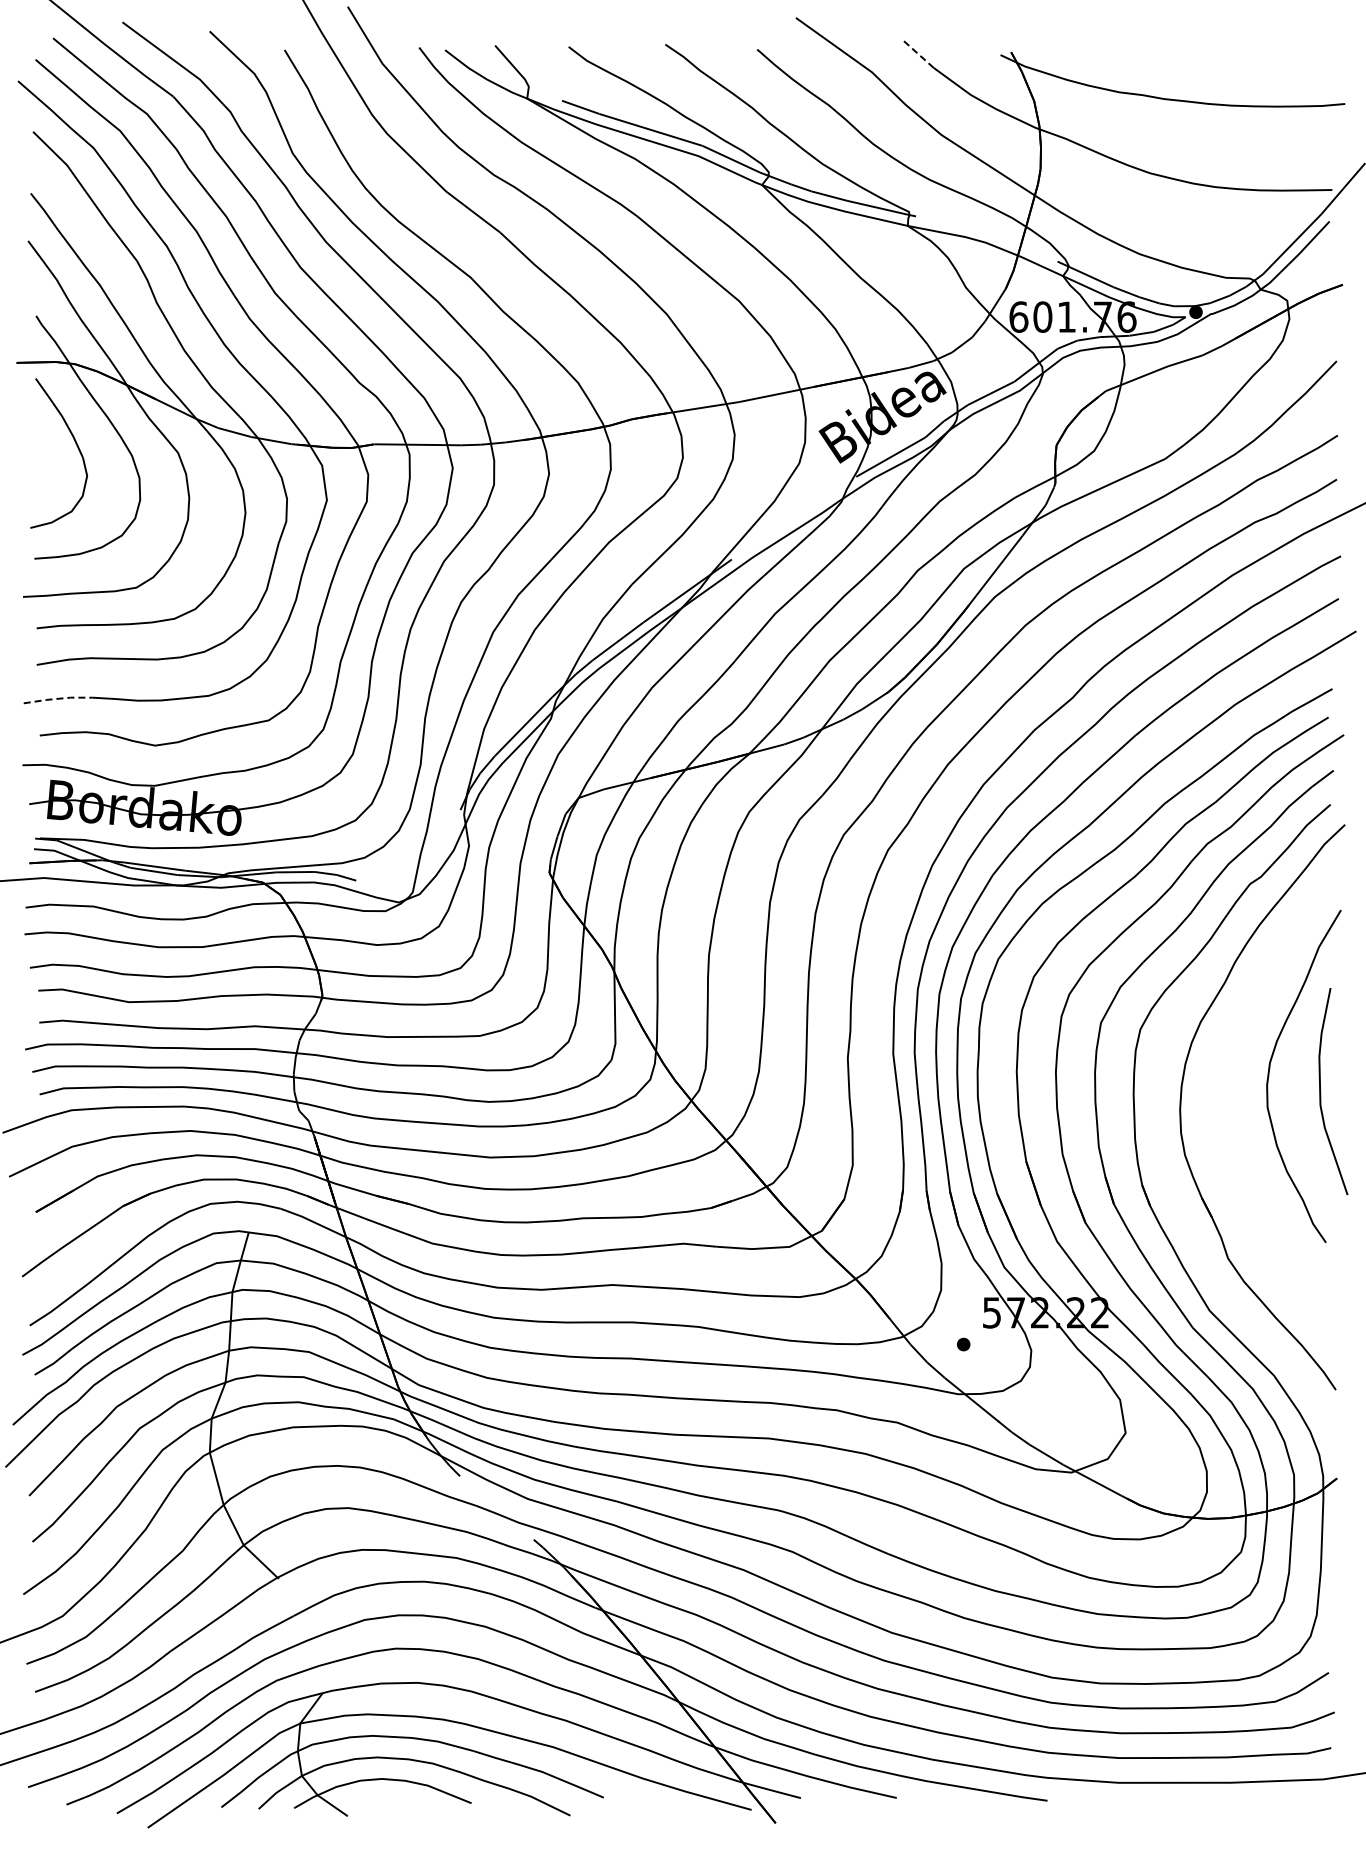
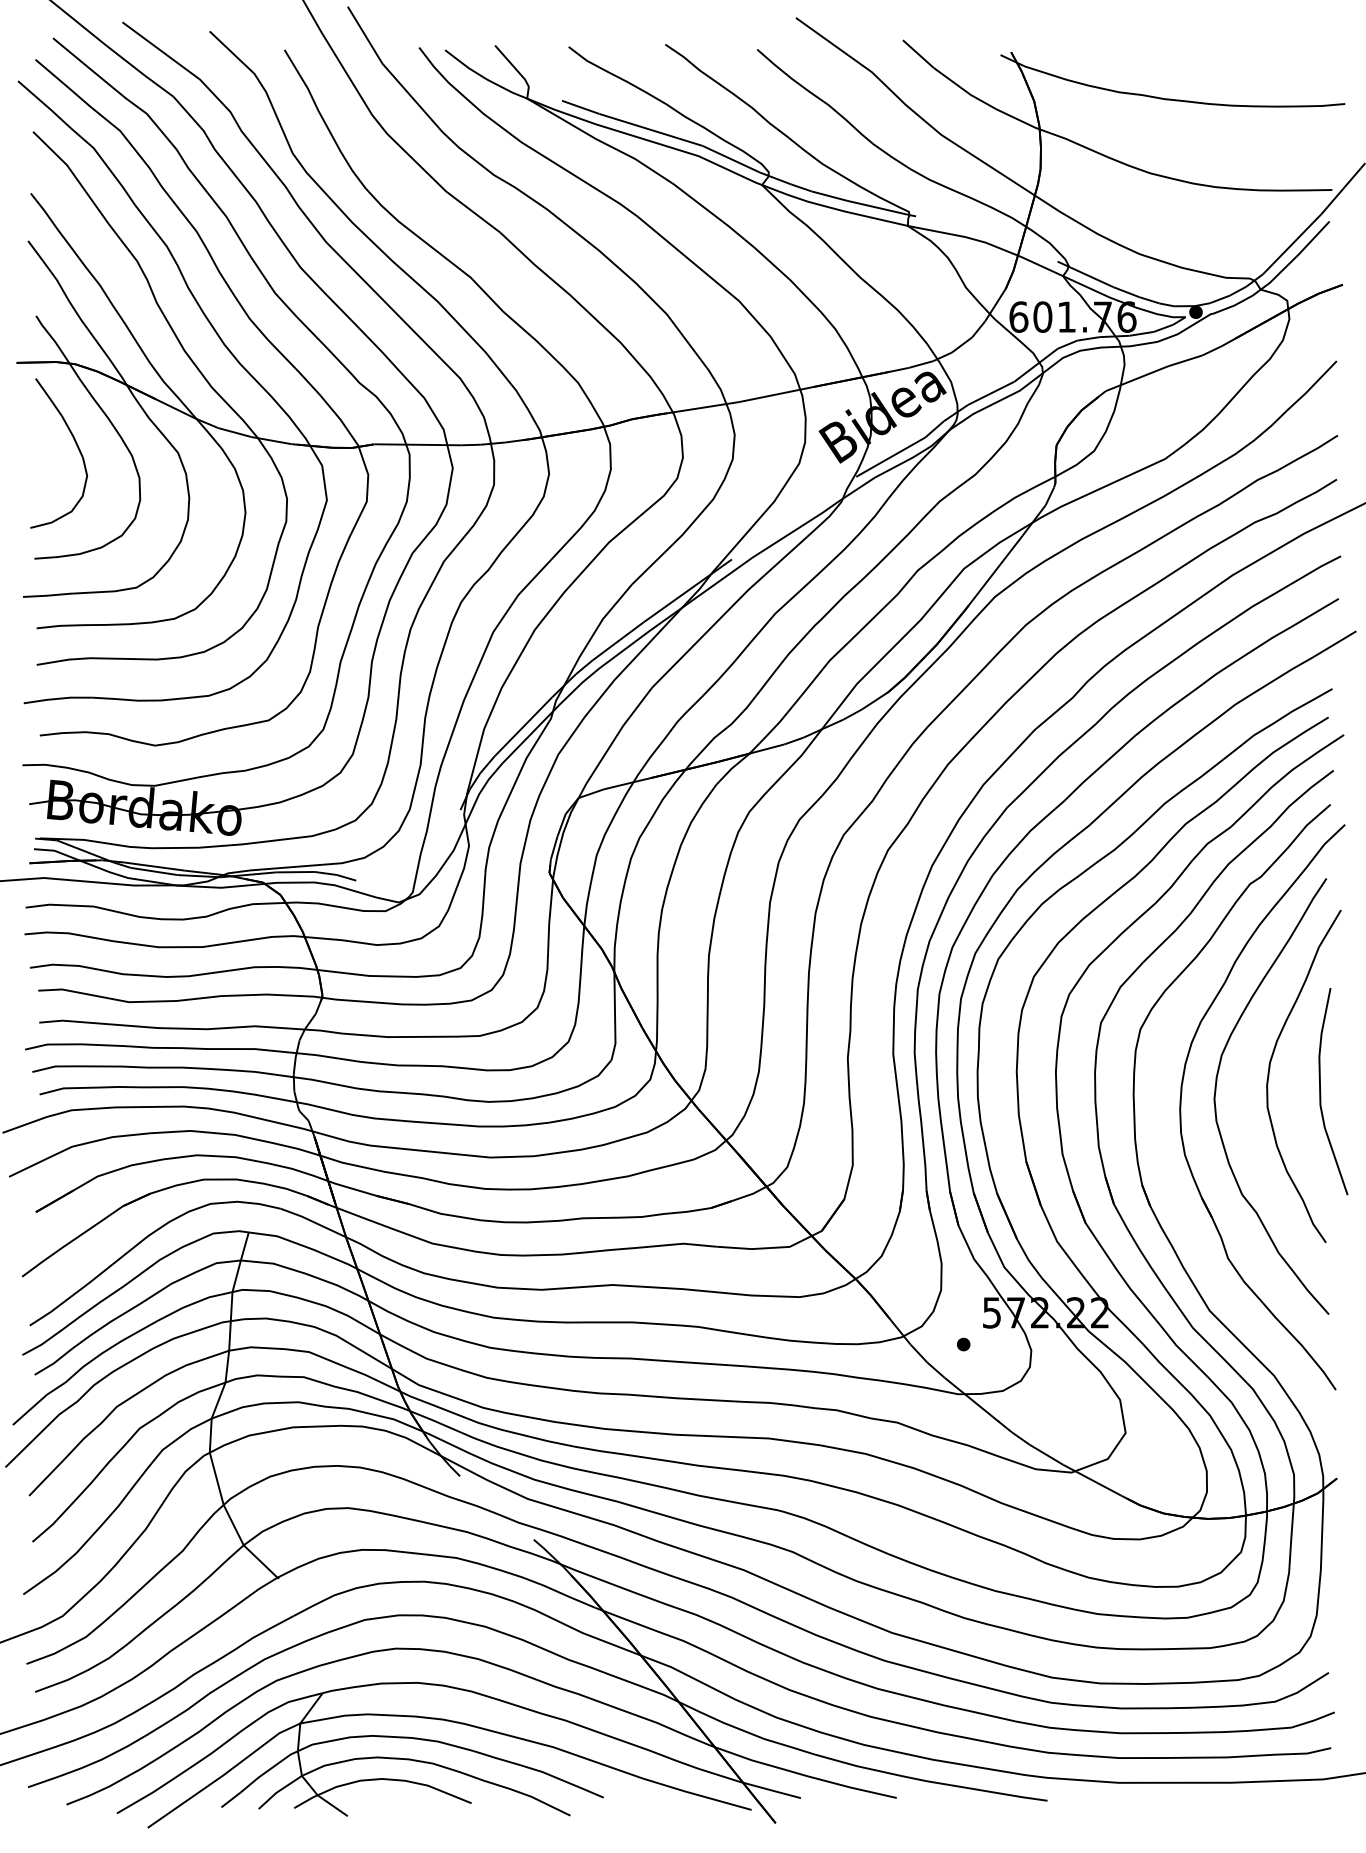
line: dashed -> solid (918, 54)
line: dashed -> solid (58, 698)
curve: none -> present (1216, 1092)
